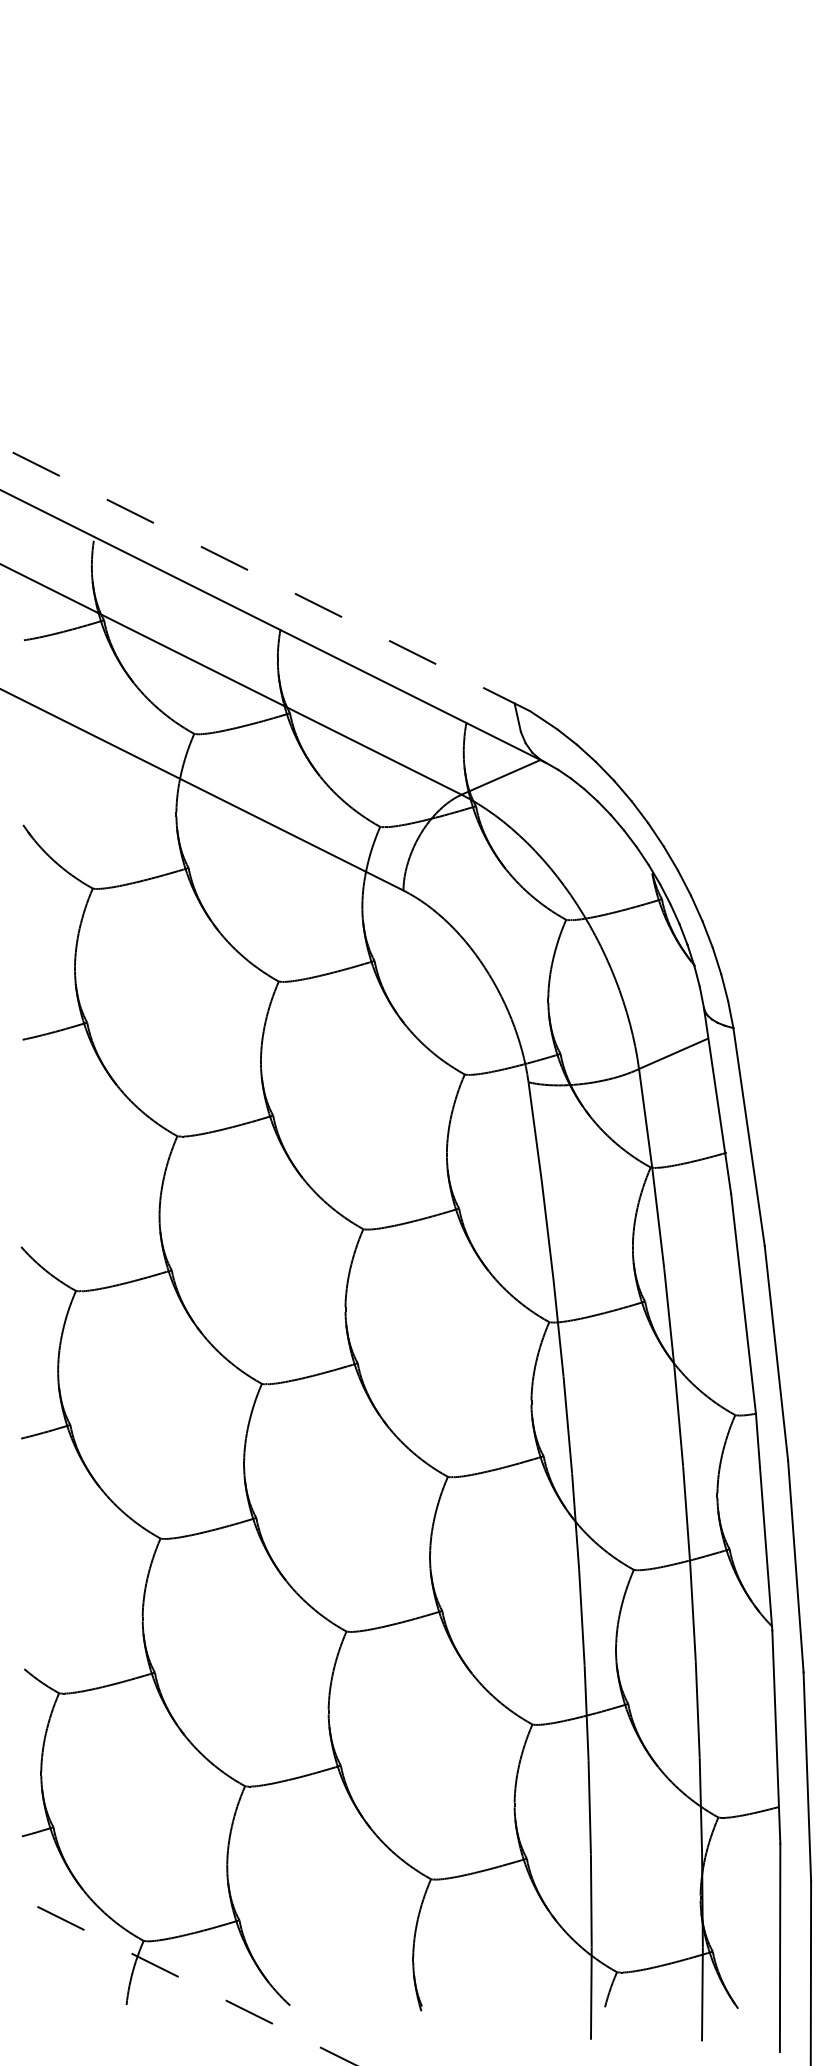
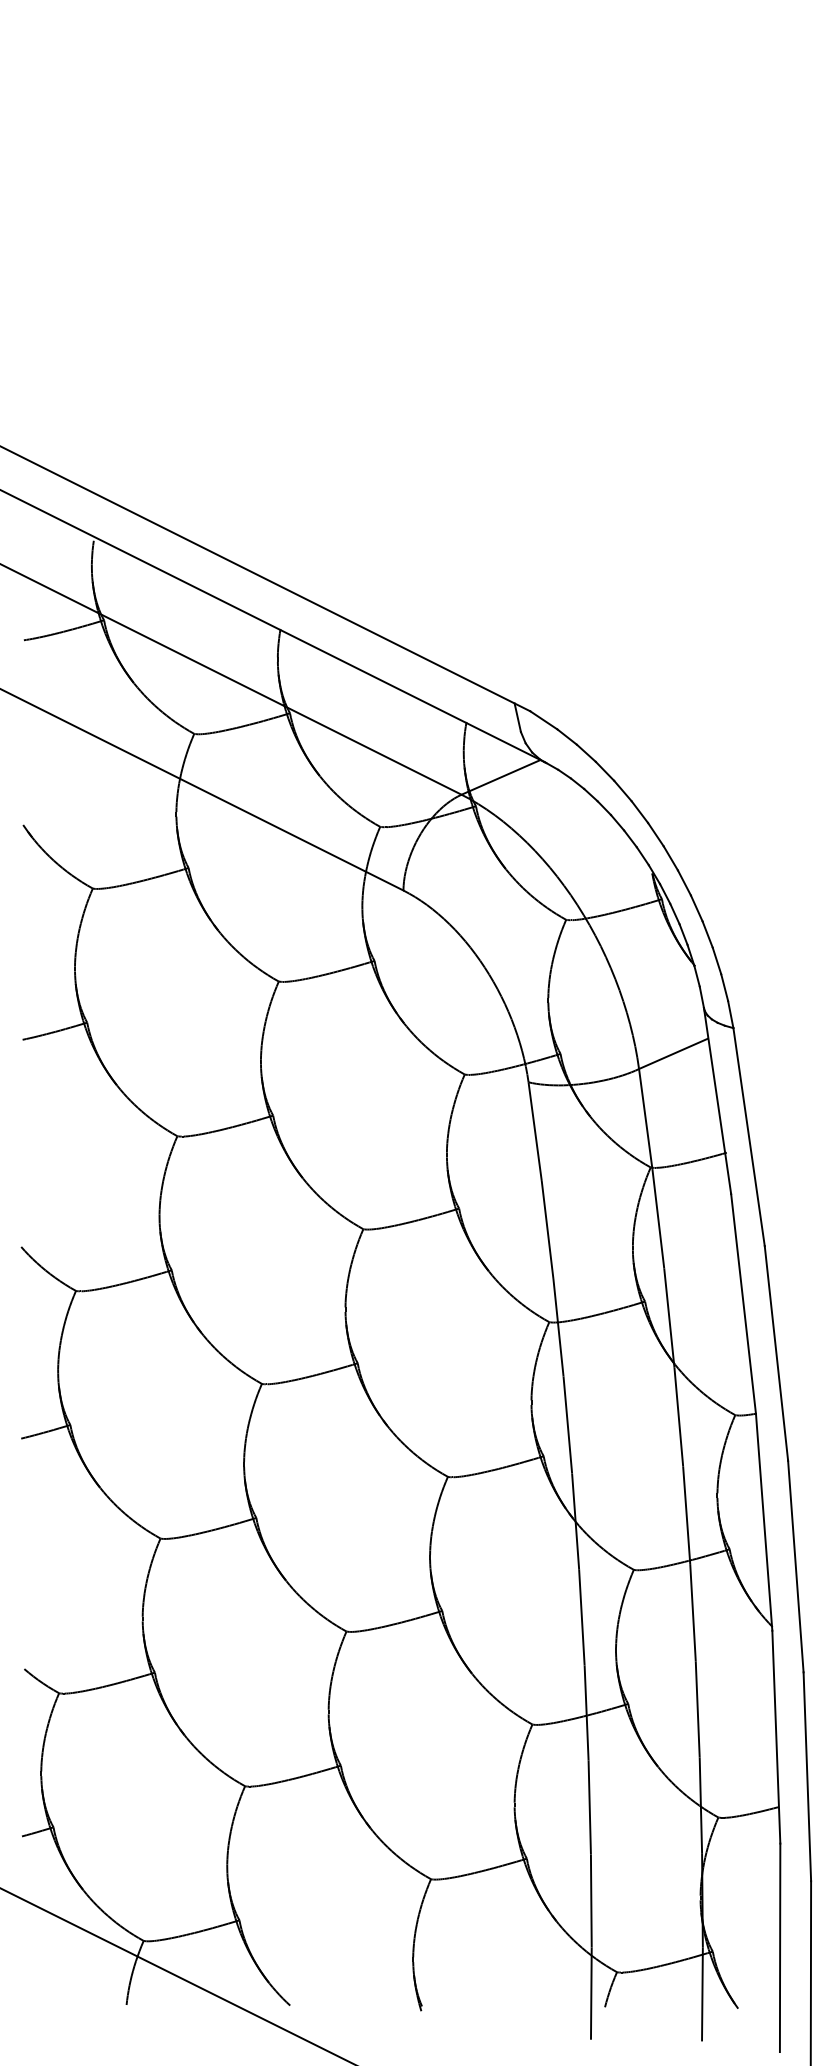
line: dashed -> solid (265, 578)
line: dashed -> solid (179, 1977)
